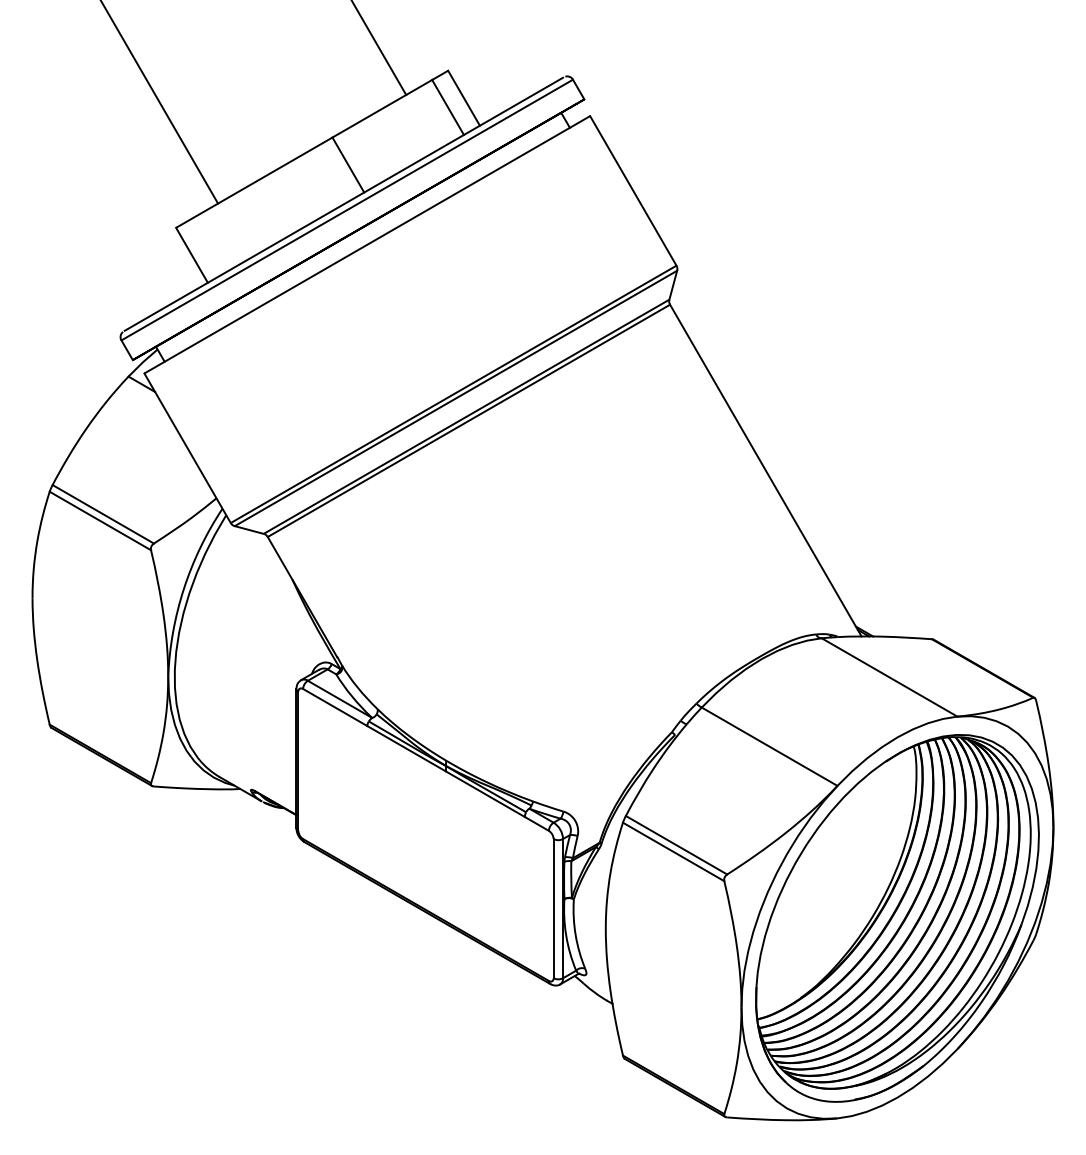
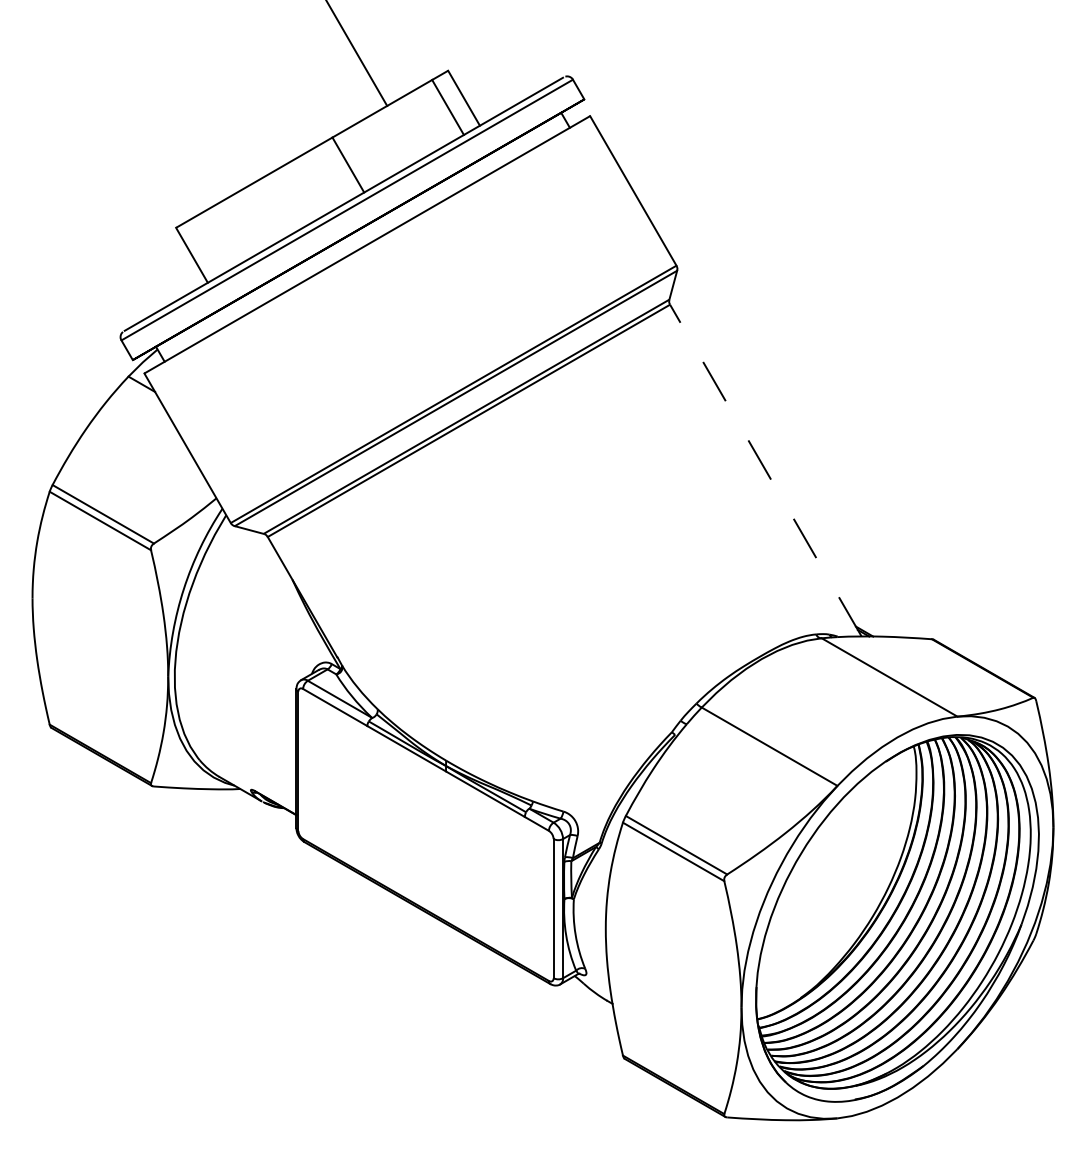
line position: (379, 48) -> (357, 53) (357, 53)
line: present -> none (159, 102)
line: solid -> dashed (765, 470)
